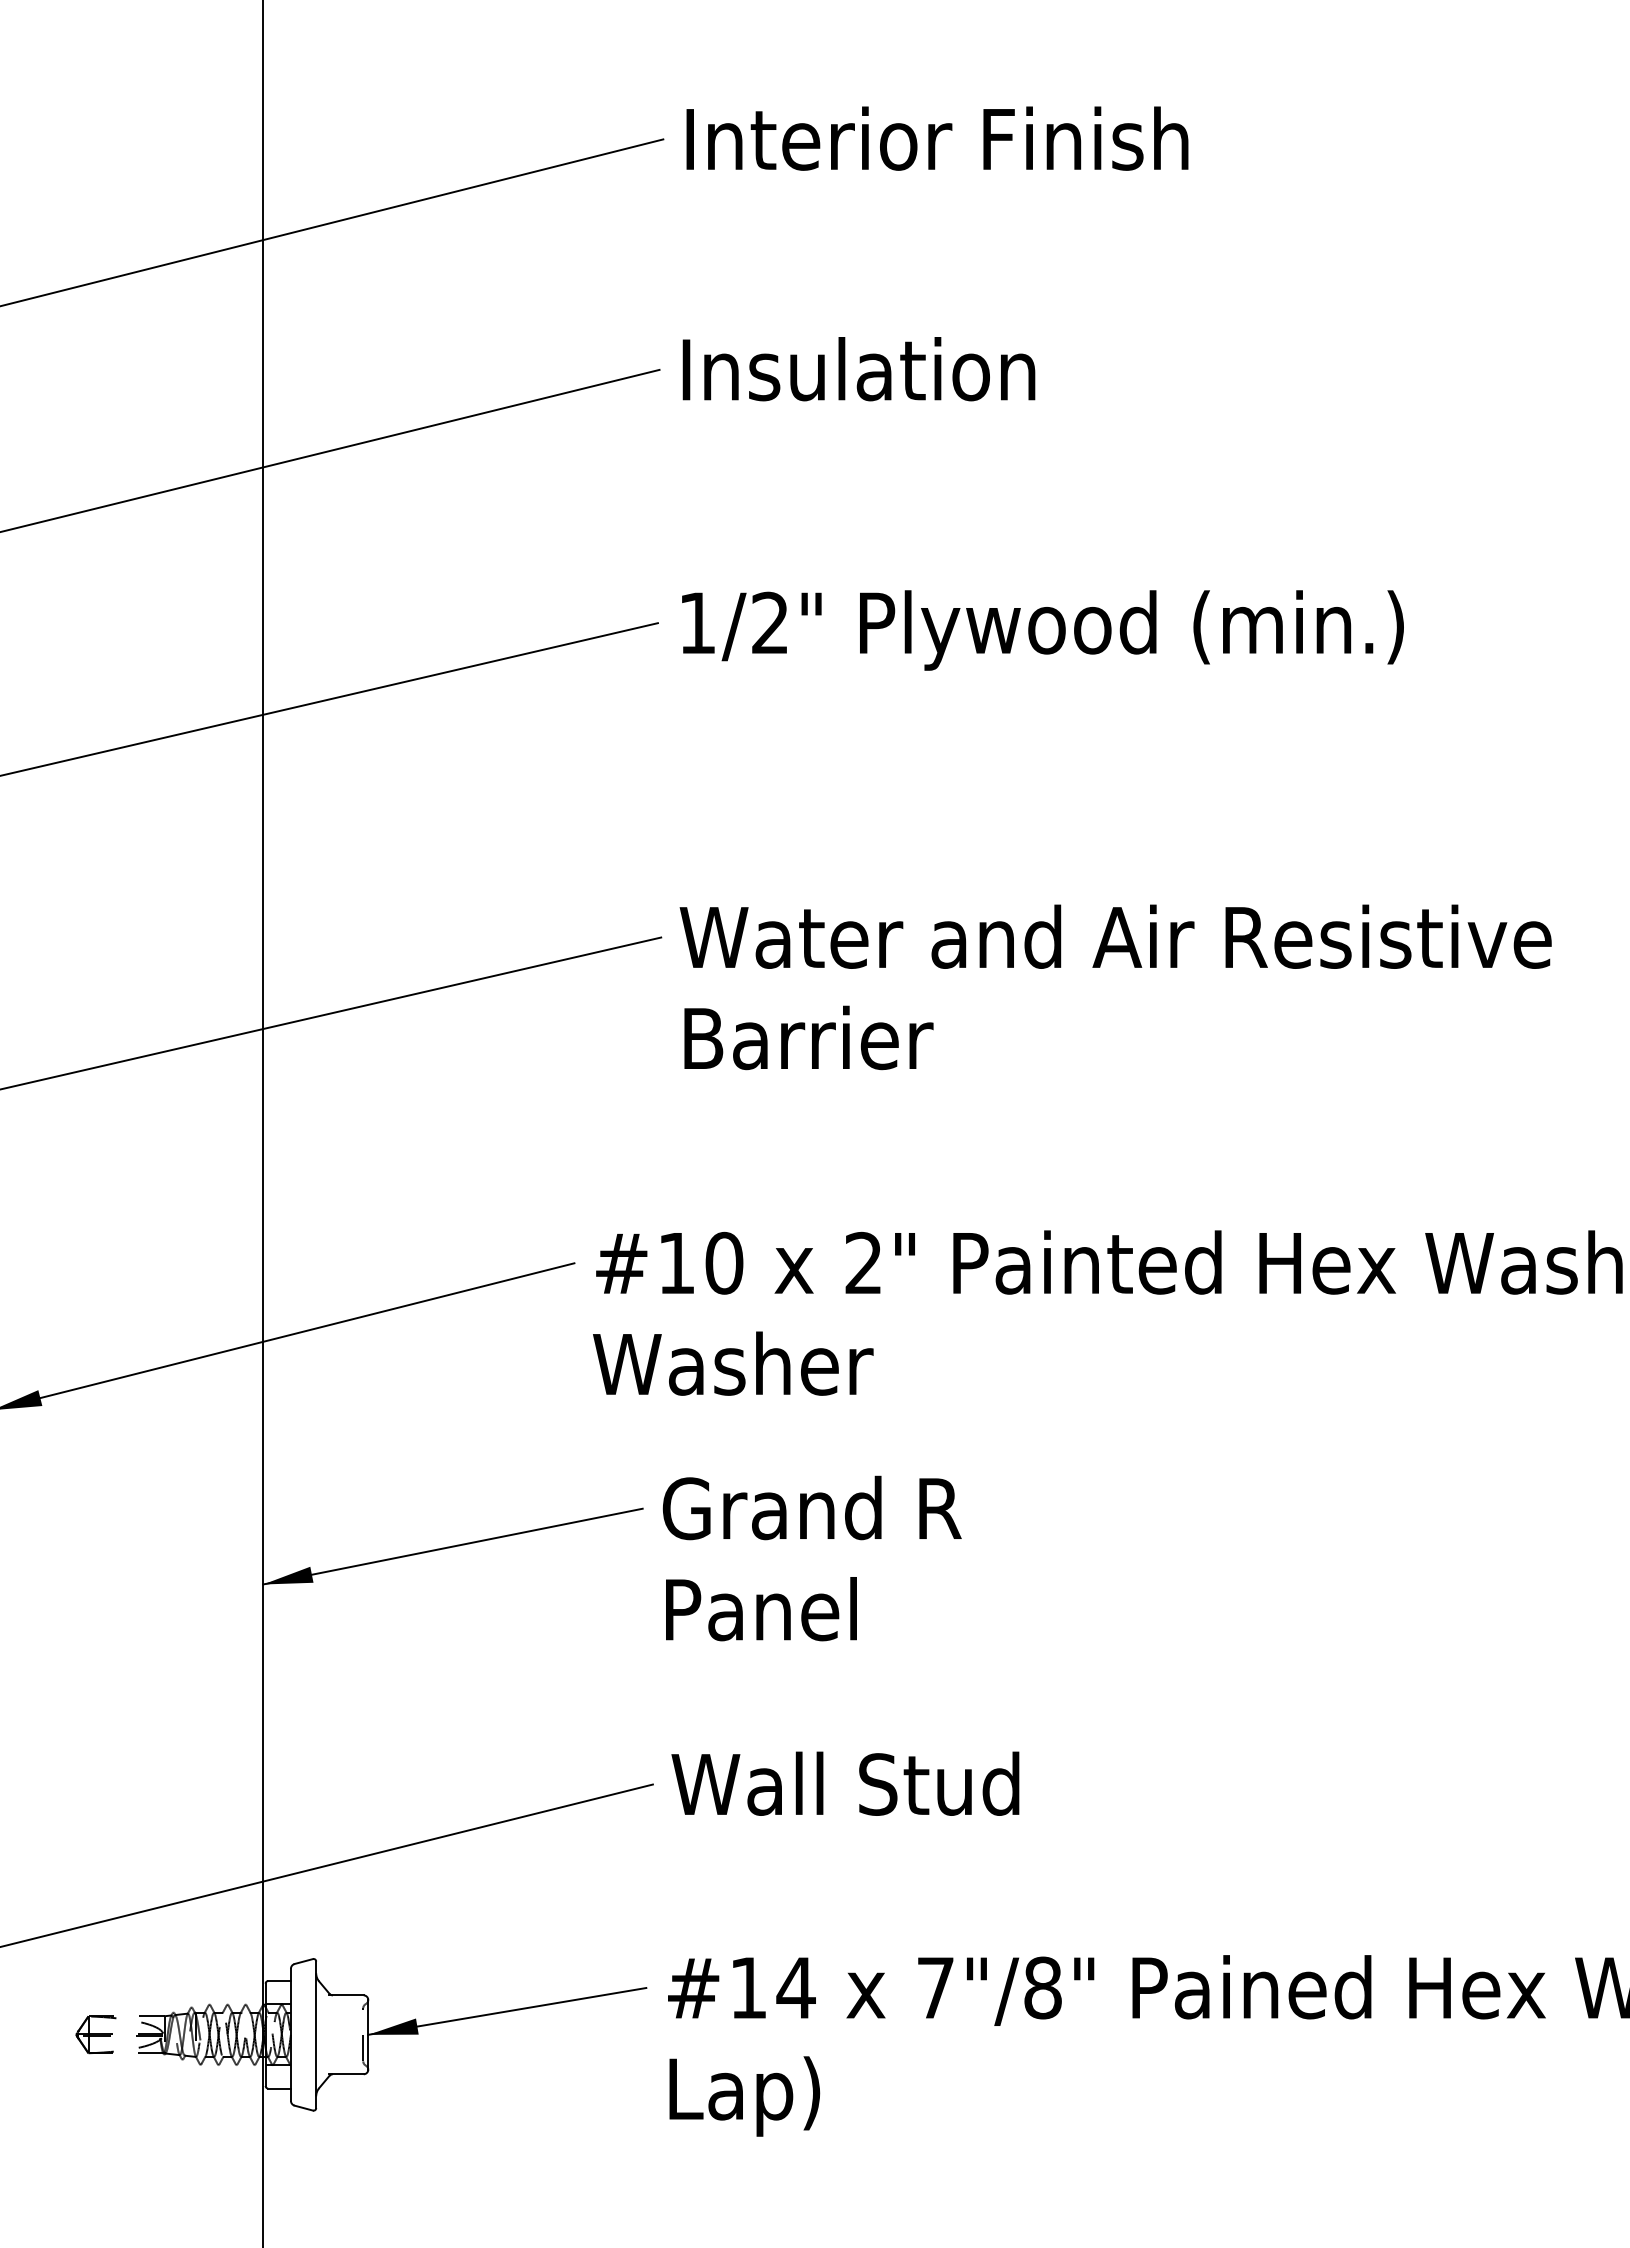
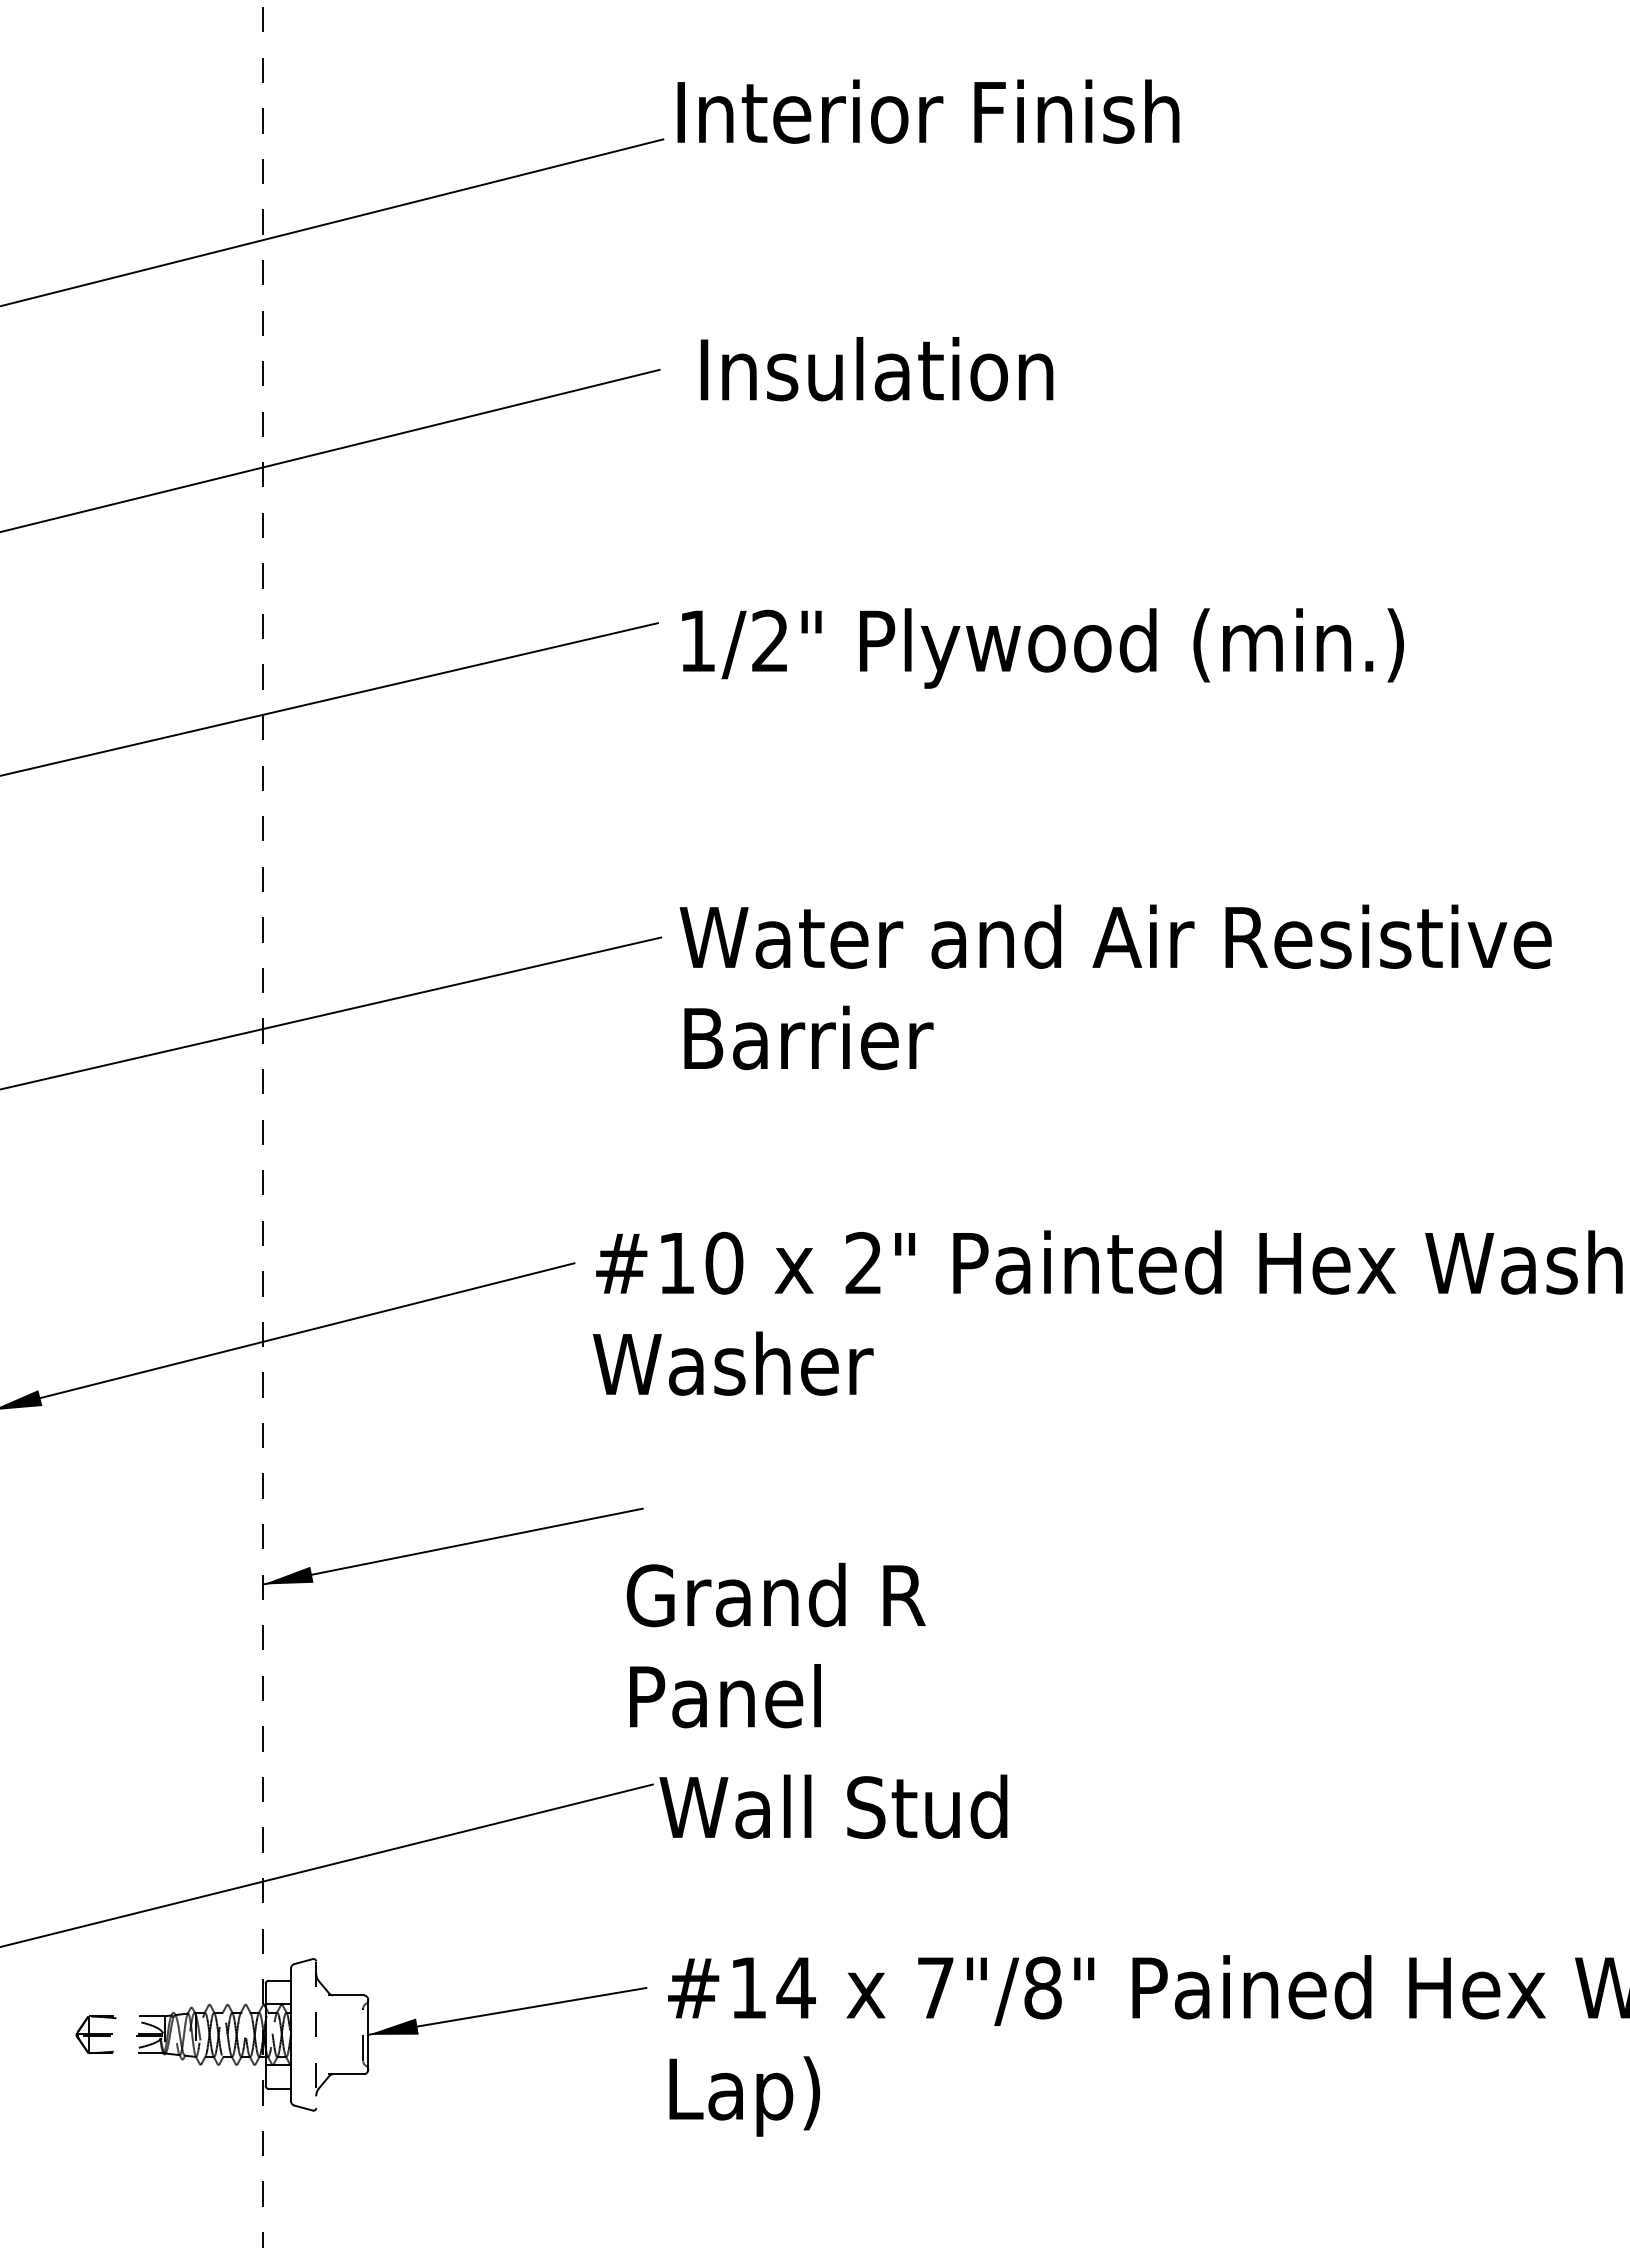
text position: (937, 138) -> (928, 111) (928, 111)
text position: (858, 369) -> (876, 369) (876, 369)
text position: (1042, 630) -> (1042, 648) (1042, 648)
line: solid -> dashed (263, 1124)
text position: (811, 1558) -> (775, 1645) (775, 1645)
text position: (845, 1783) -> (833, 1806) (833, 1806)
line: solid -> dashed (316, 2035)
